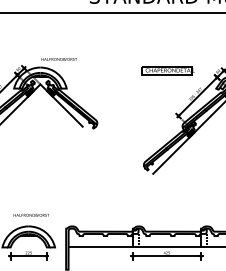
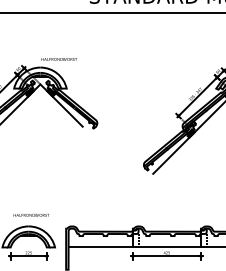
part: present -> none (167, 70)
